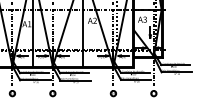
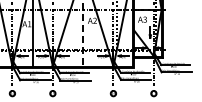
line: solid -> dashed (83, 34)
